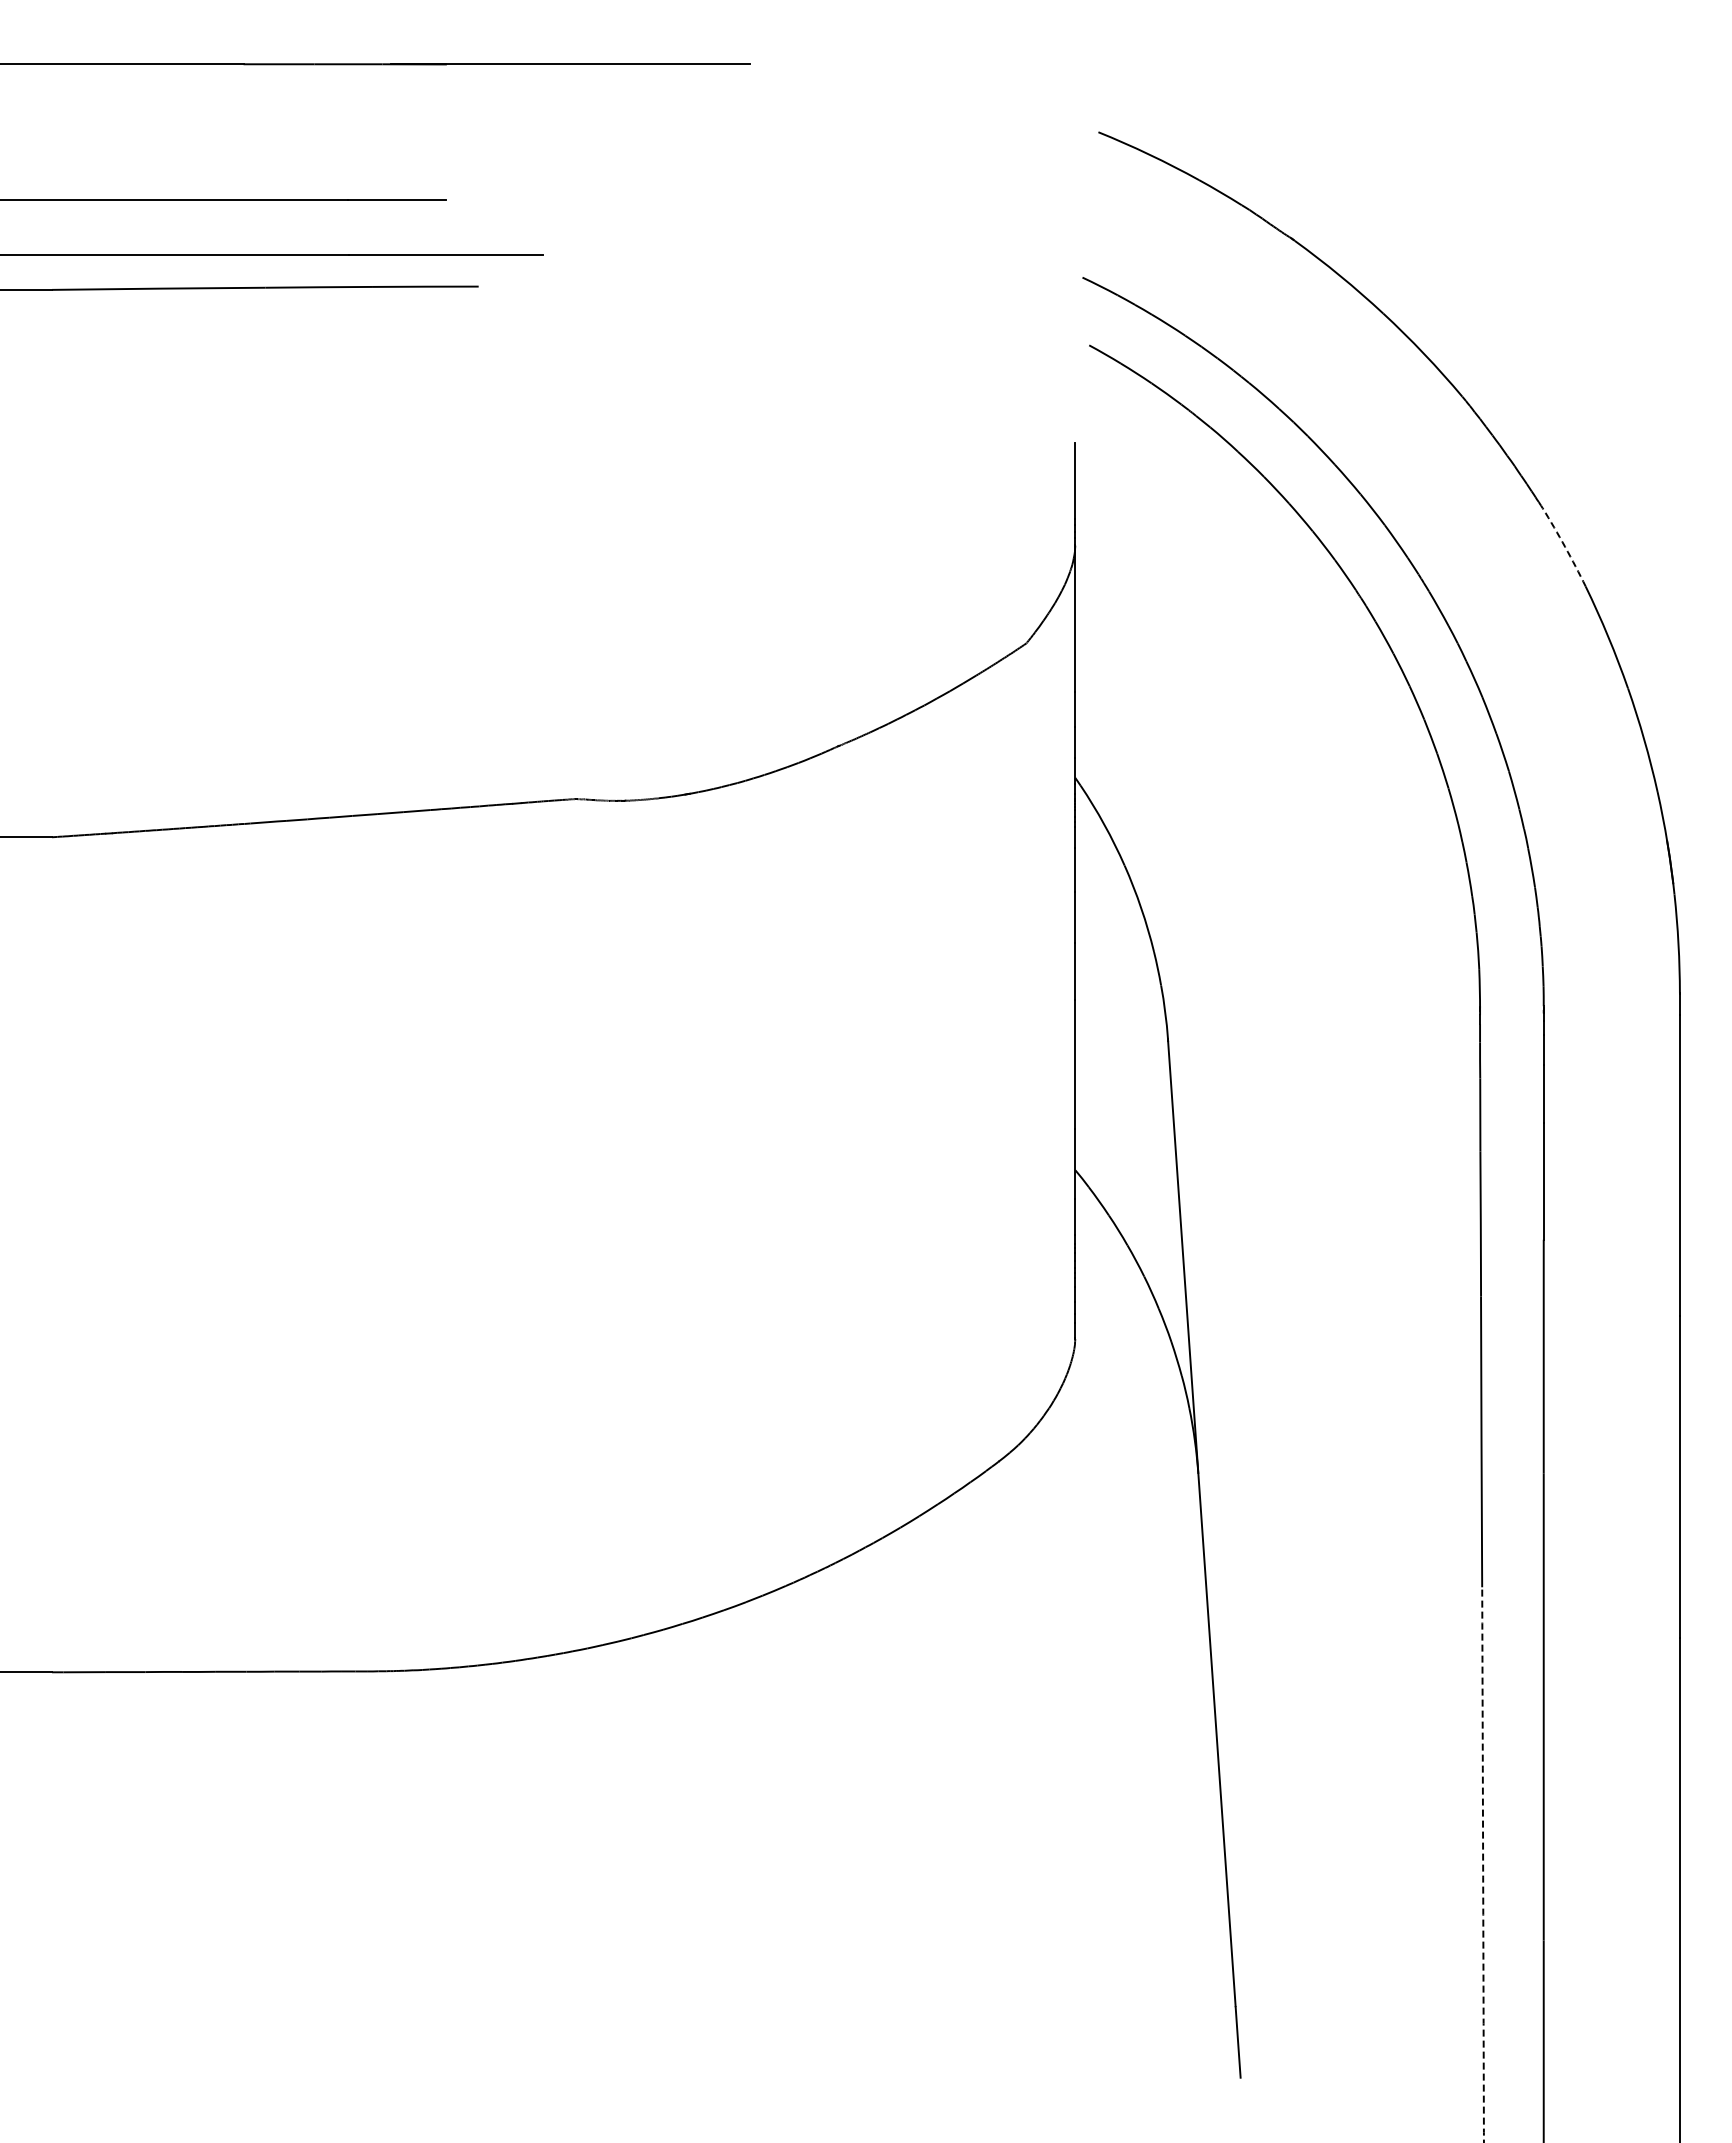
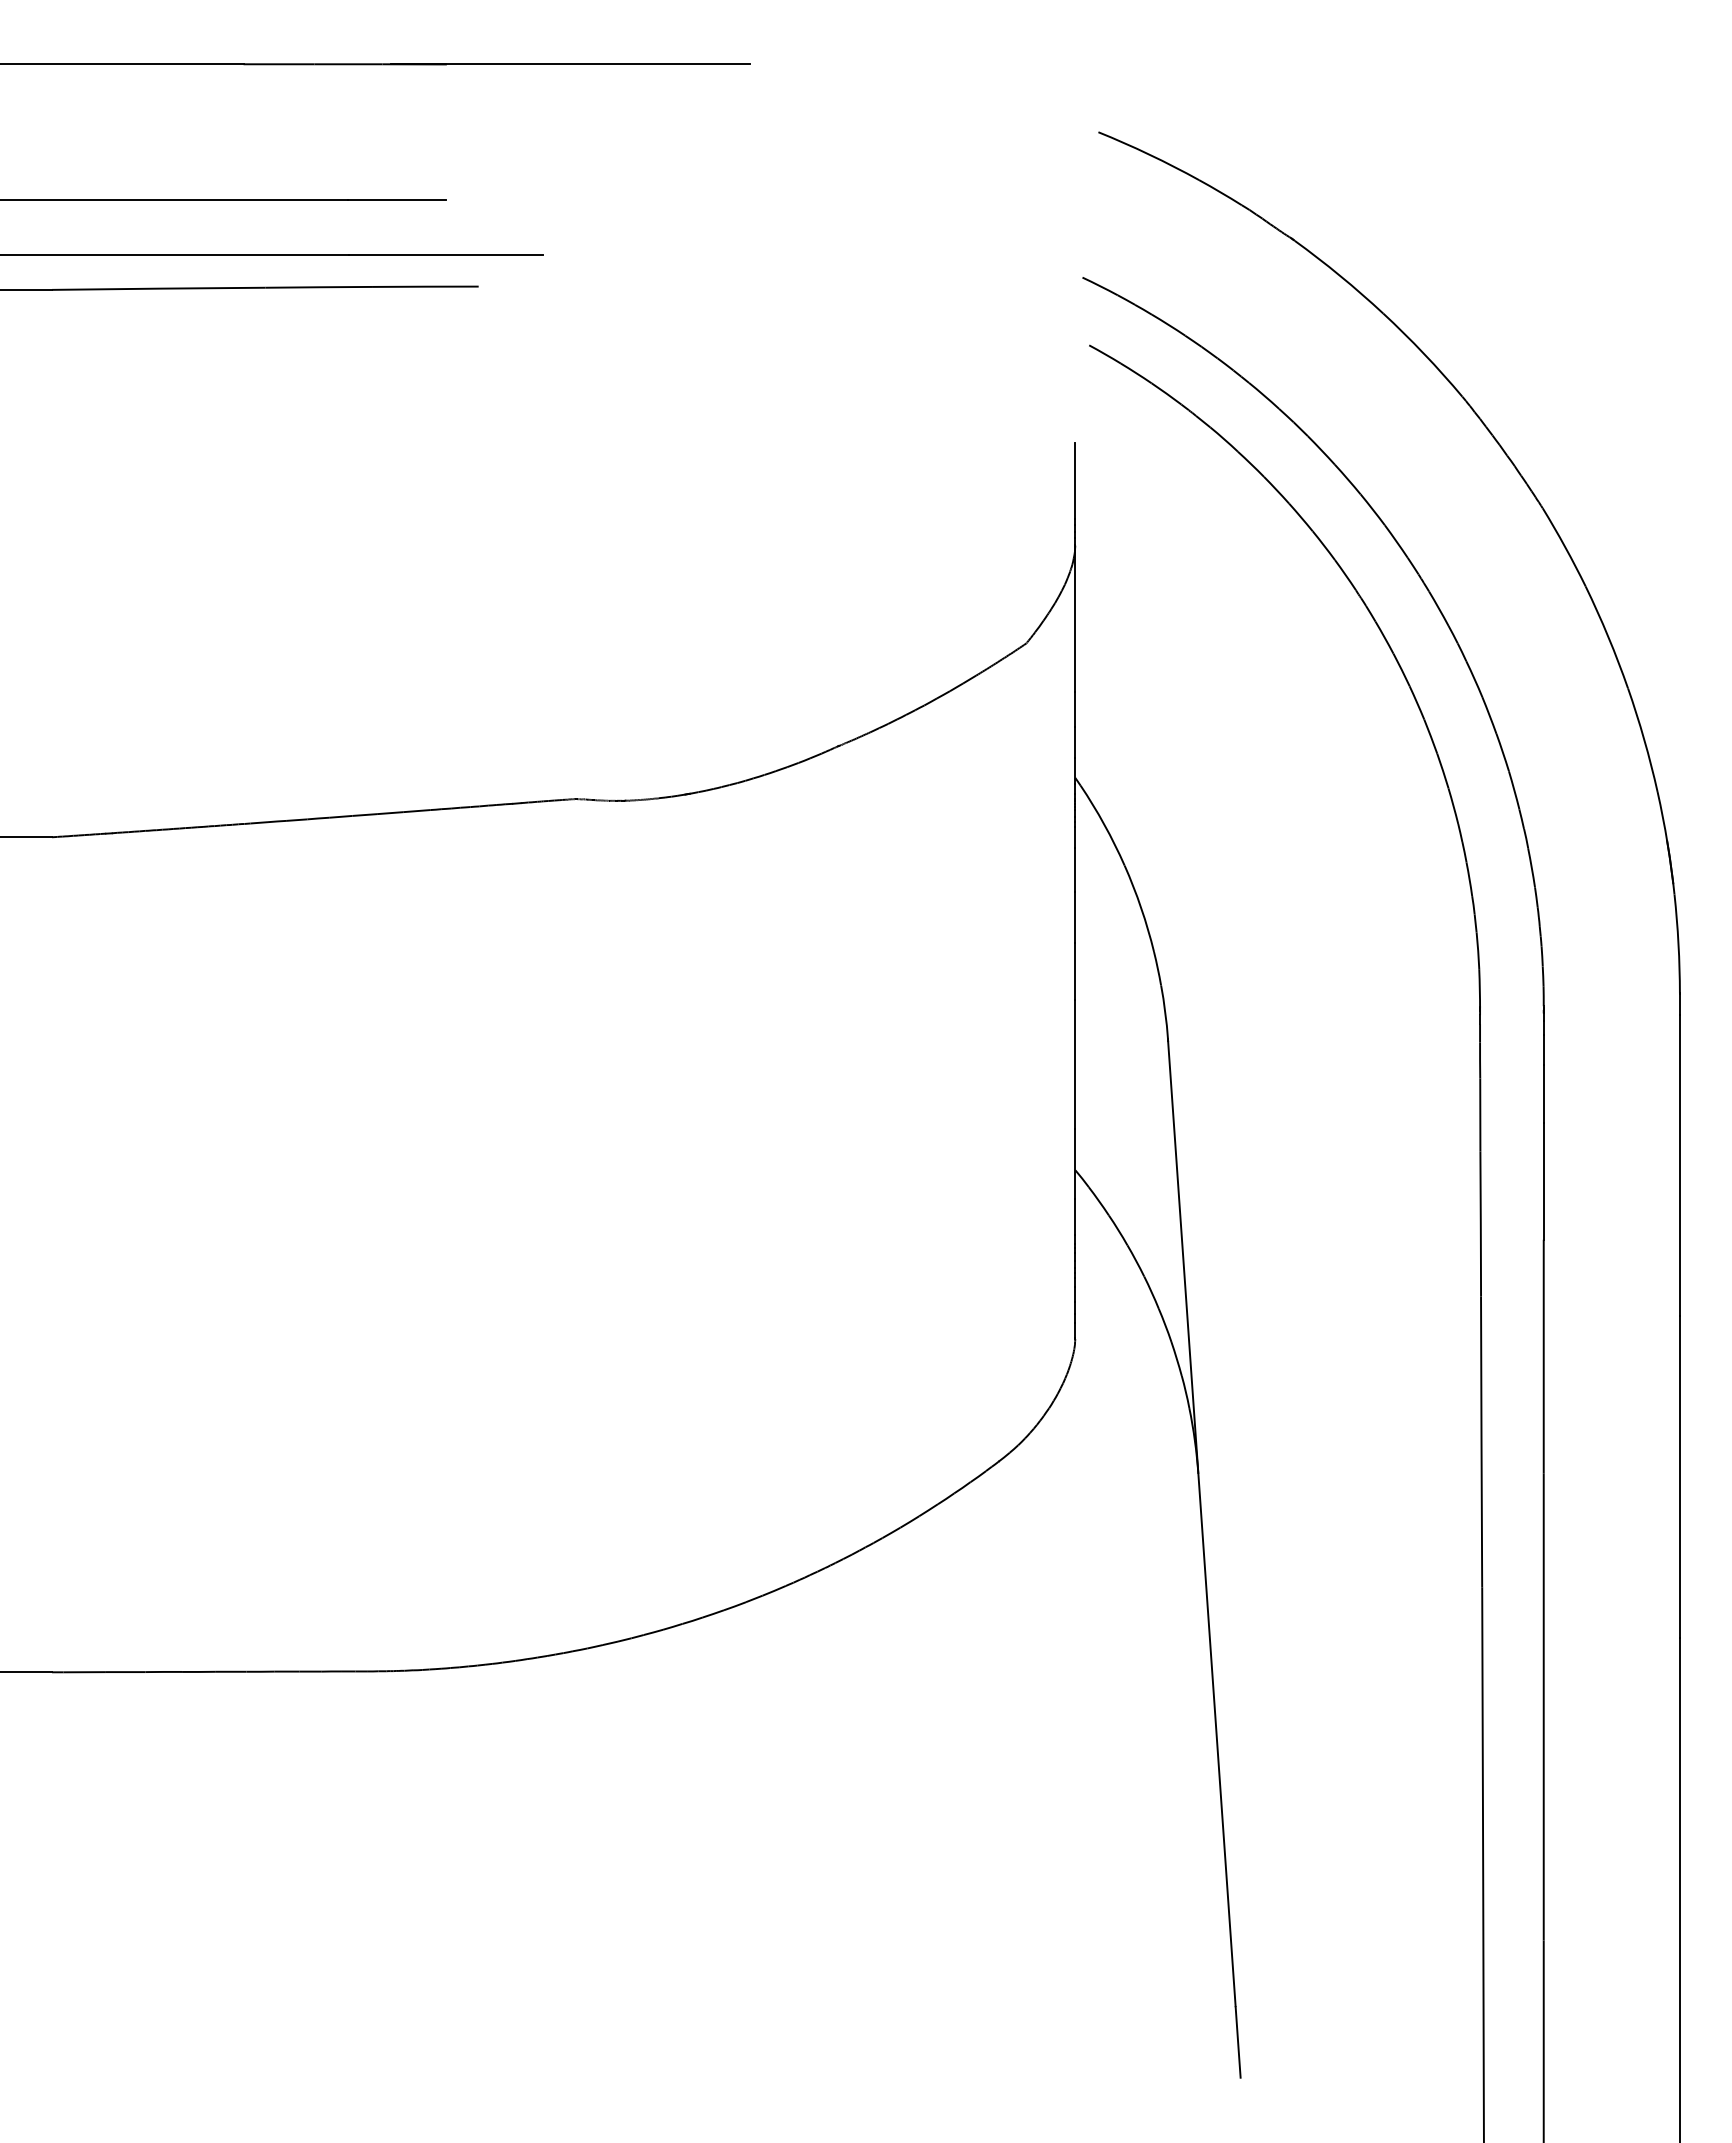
arc: dashed -> solid (1565, 546)
arc: dashed -> solid (1483, 1864)
